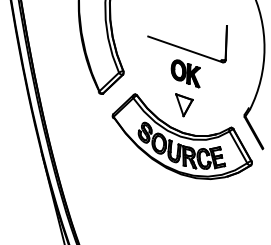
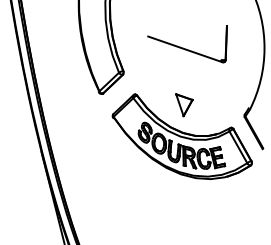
part: present -> none (185, 73)
